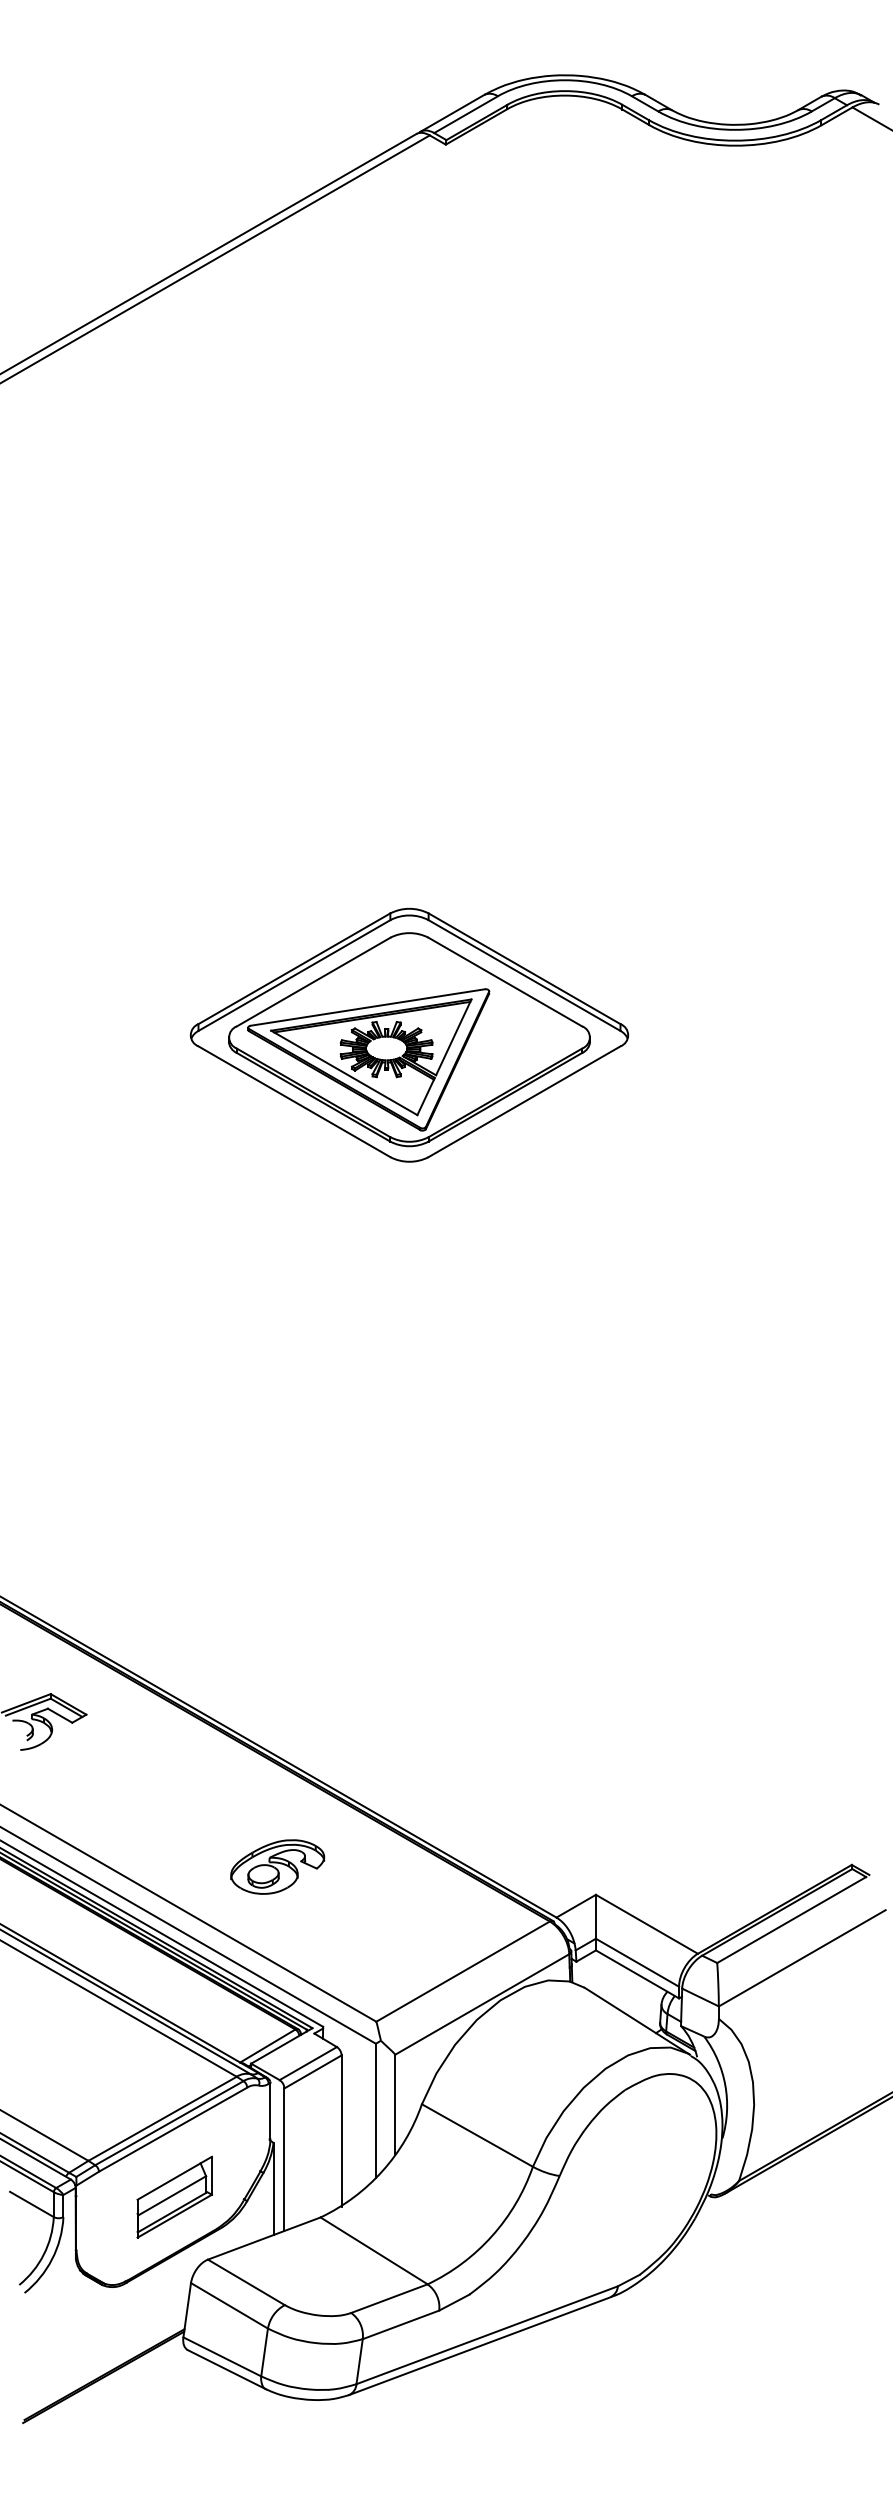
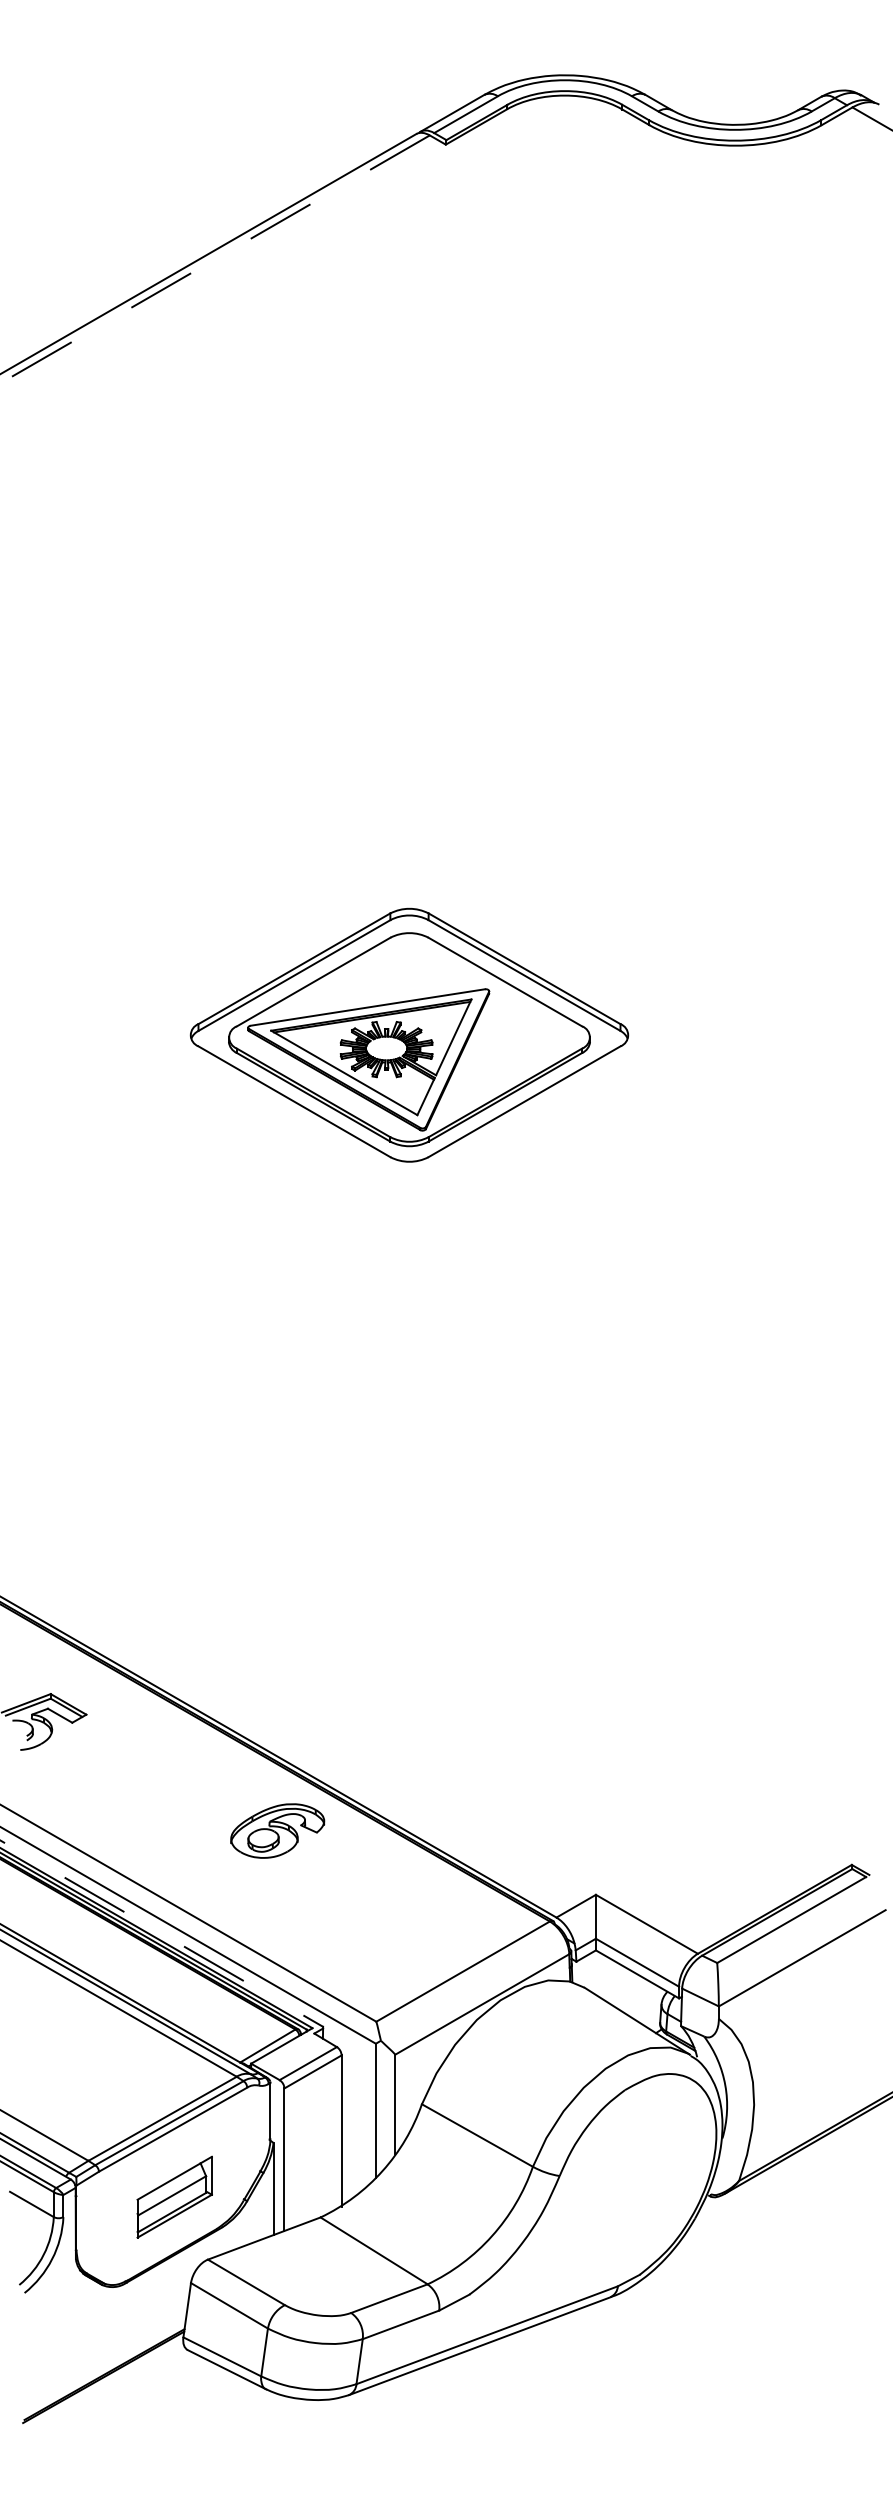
line: solid -> dashed (215, 259)
part position: (277, 1866) -> (277, 1830) (277, 1830)
line: solid -> dashed (162, 1933)
